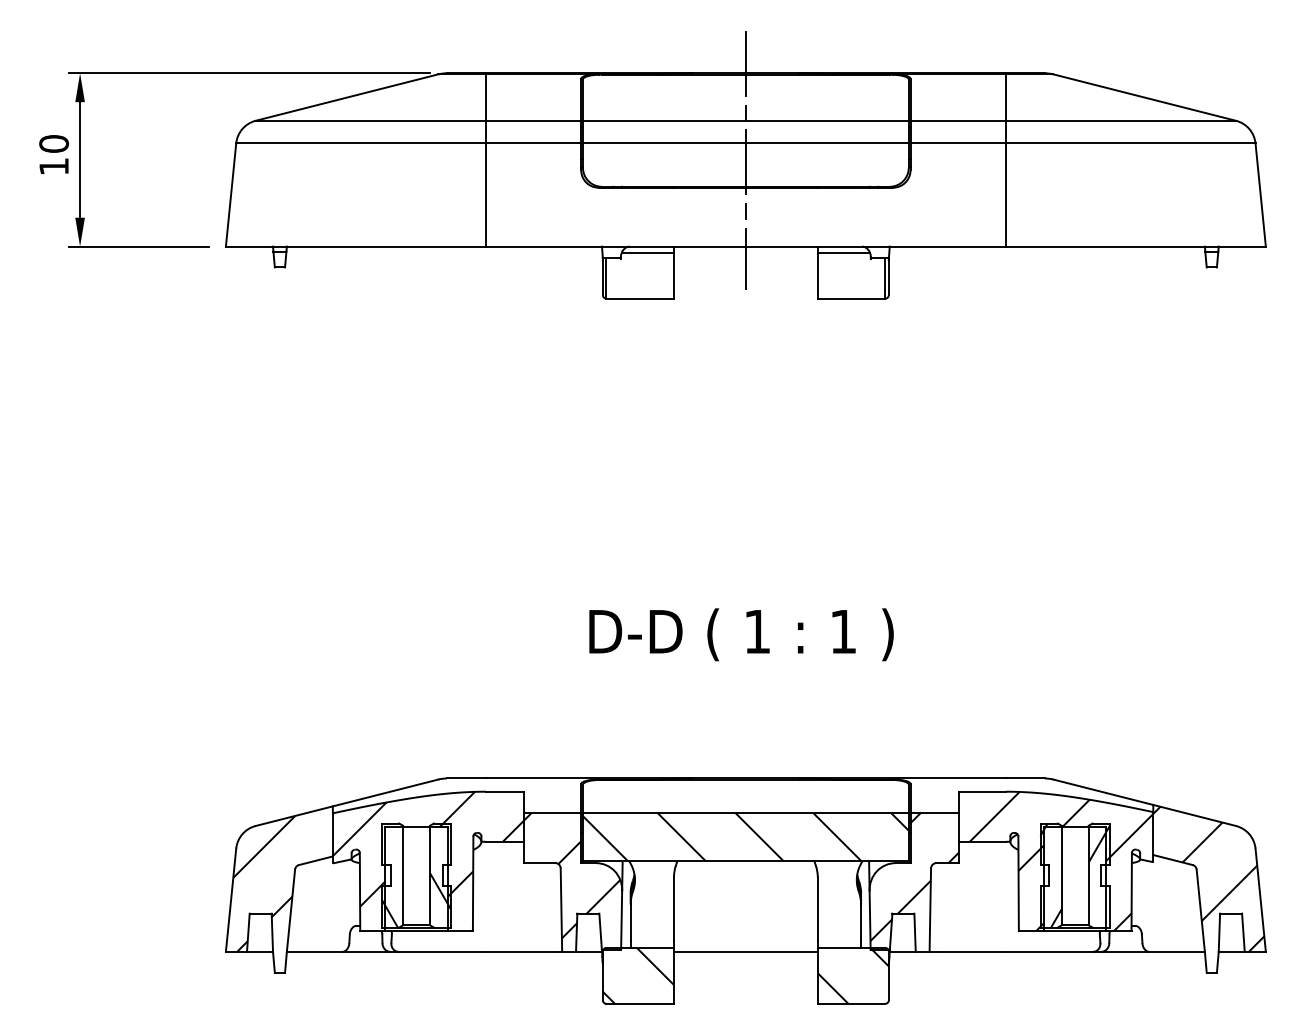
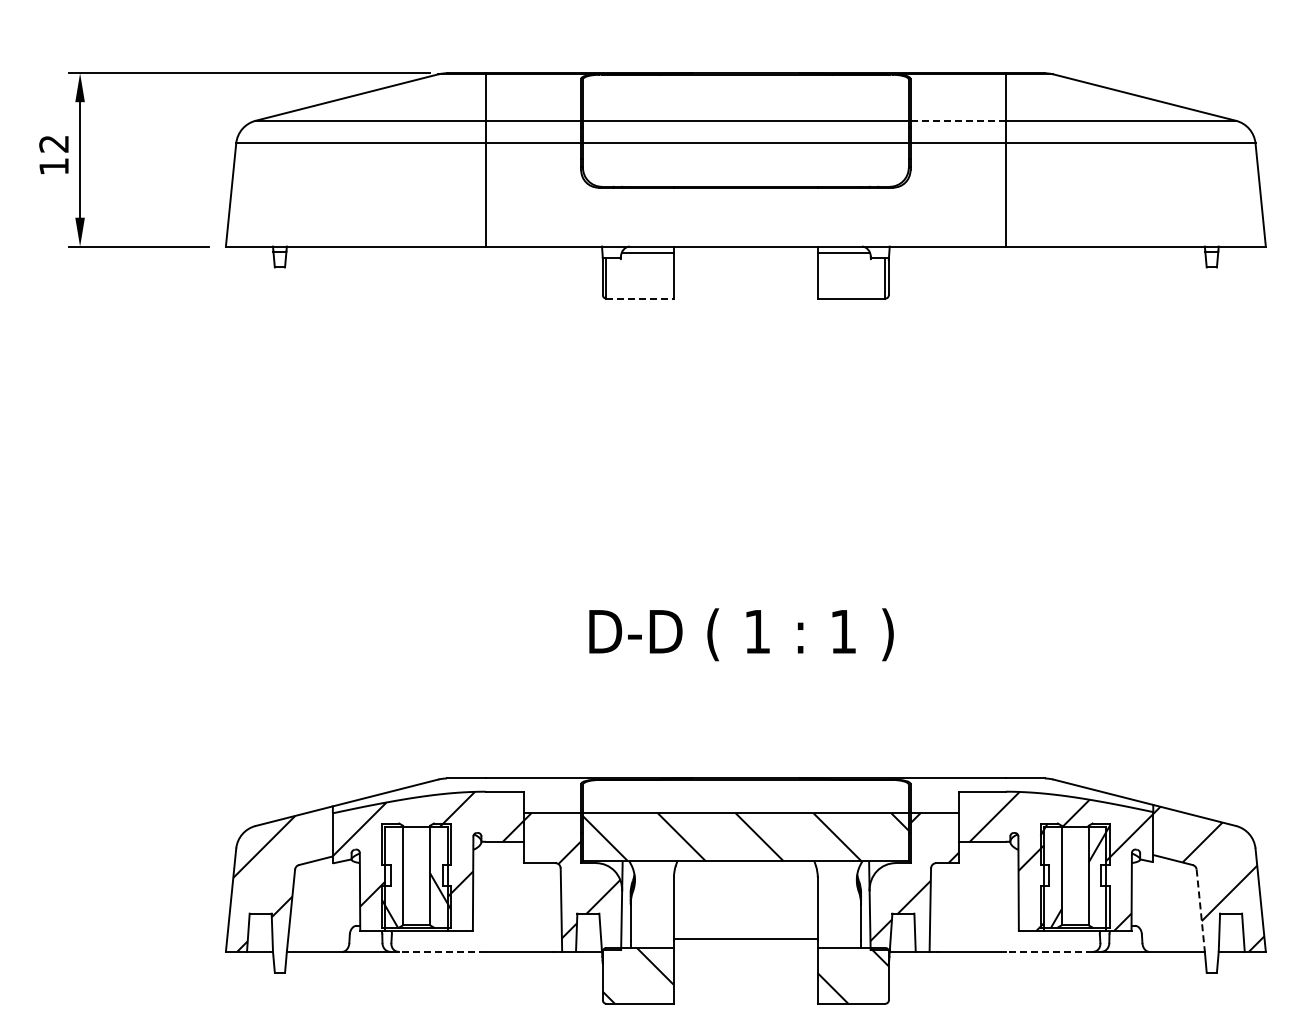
line: solid -> dashed (958, 120)
text: 10 -> 12 (53, 143)
line: present -> none (745, 160)
line: solid -> dashed (640, 298)
line: solid -> dashed (1200, 911)
line: solid -> dashed (442, 951)
line position: (745, 951) -> (745, 938) (745, 938)
line: solid -> dashed (1049, 951)
